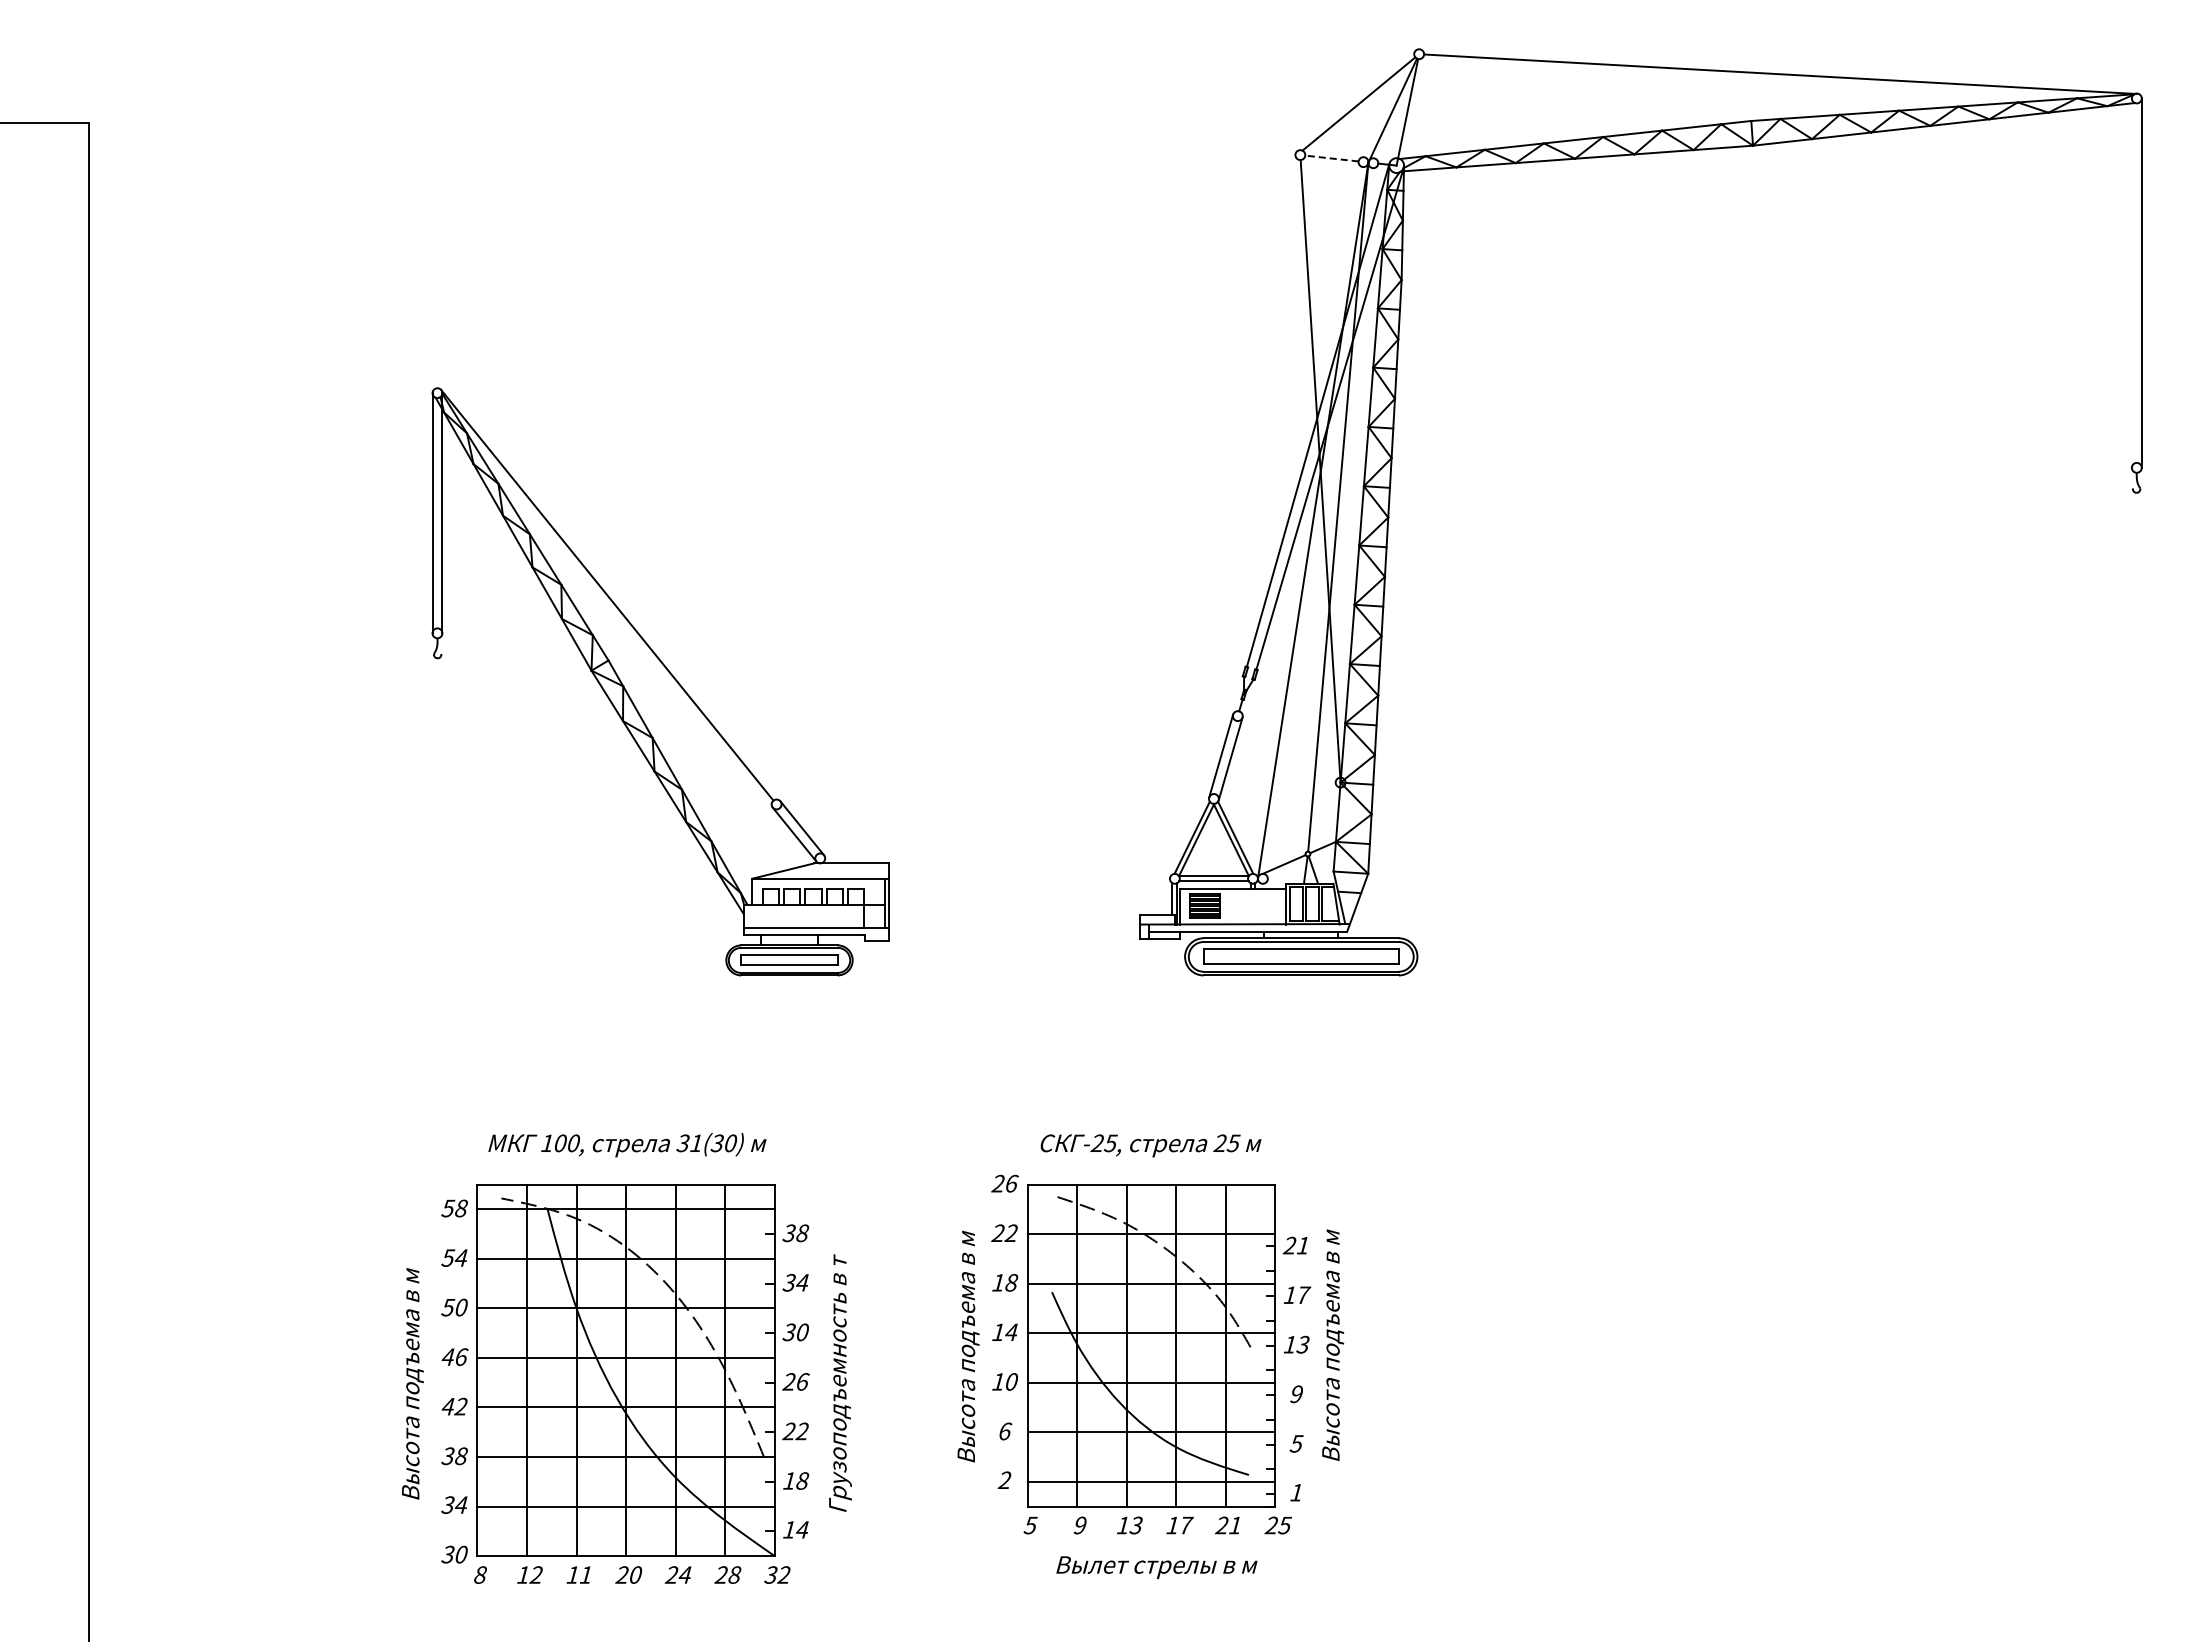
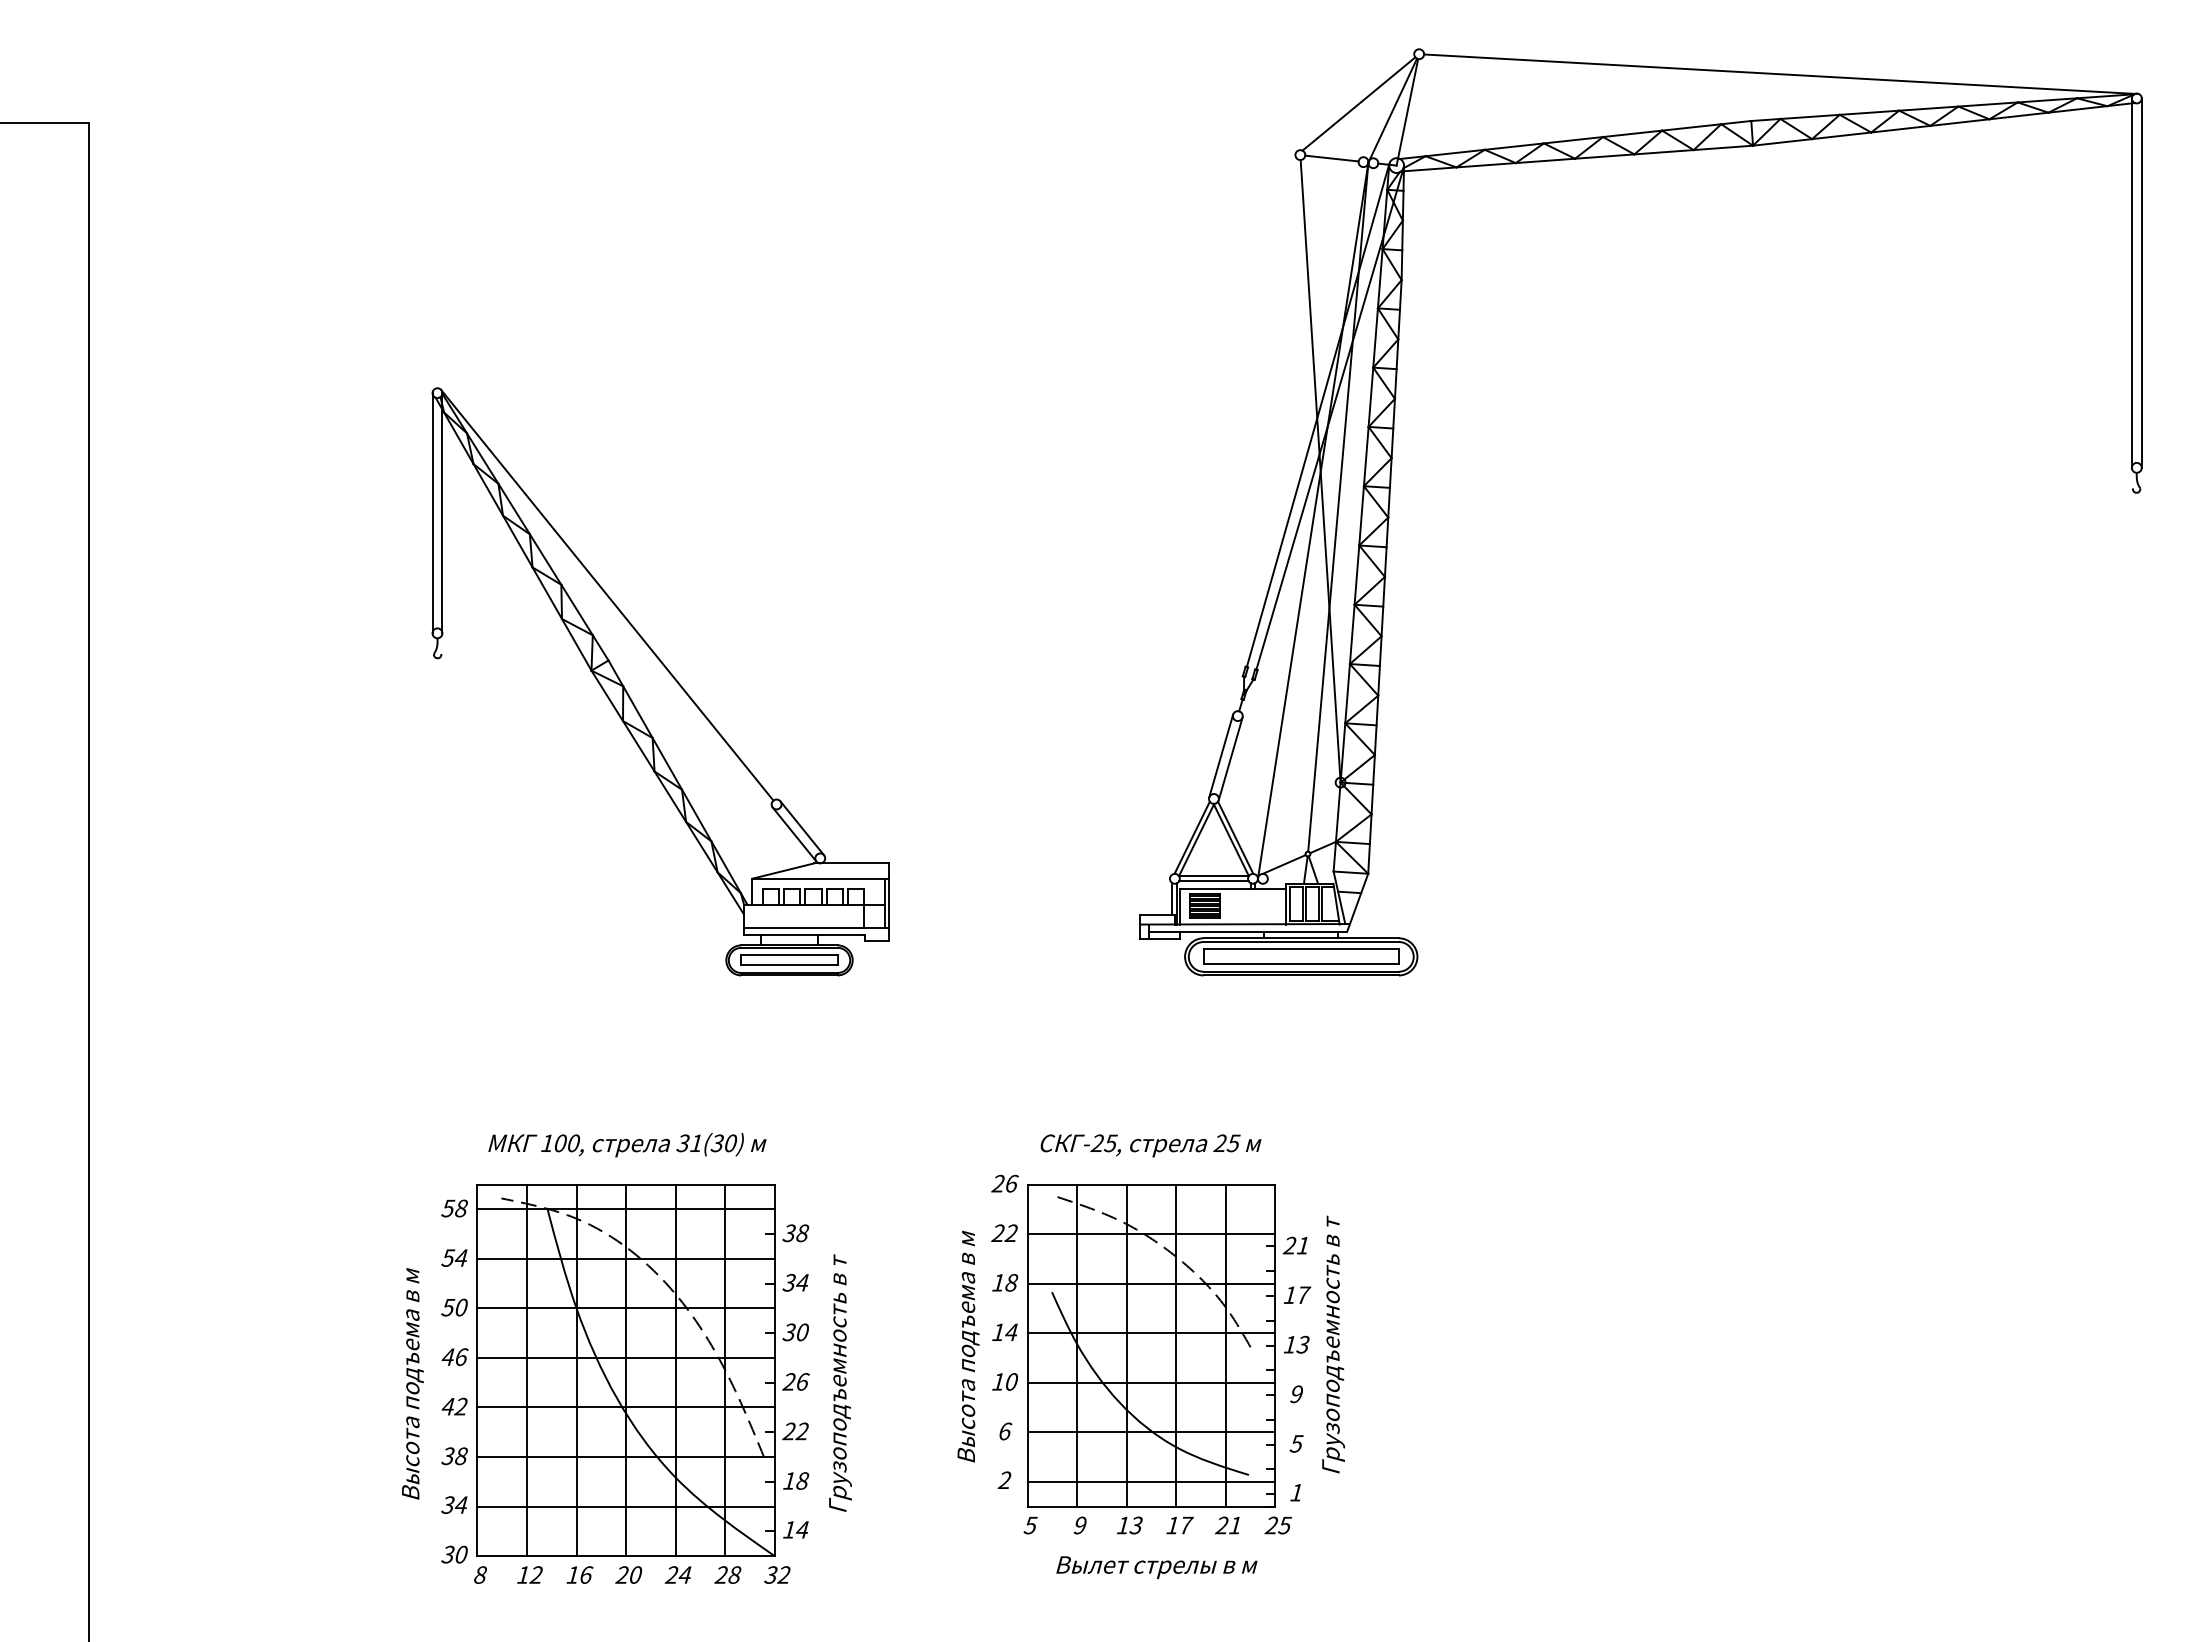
line: dashed -> solid (1331, 158)
line: none -> present (2131, 282)
text: Высота подъема в м -> Грузоподъемность в т (1333, 1344)
text: 11 -> 16 (586, 1574)
